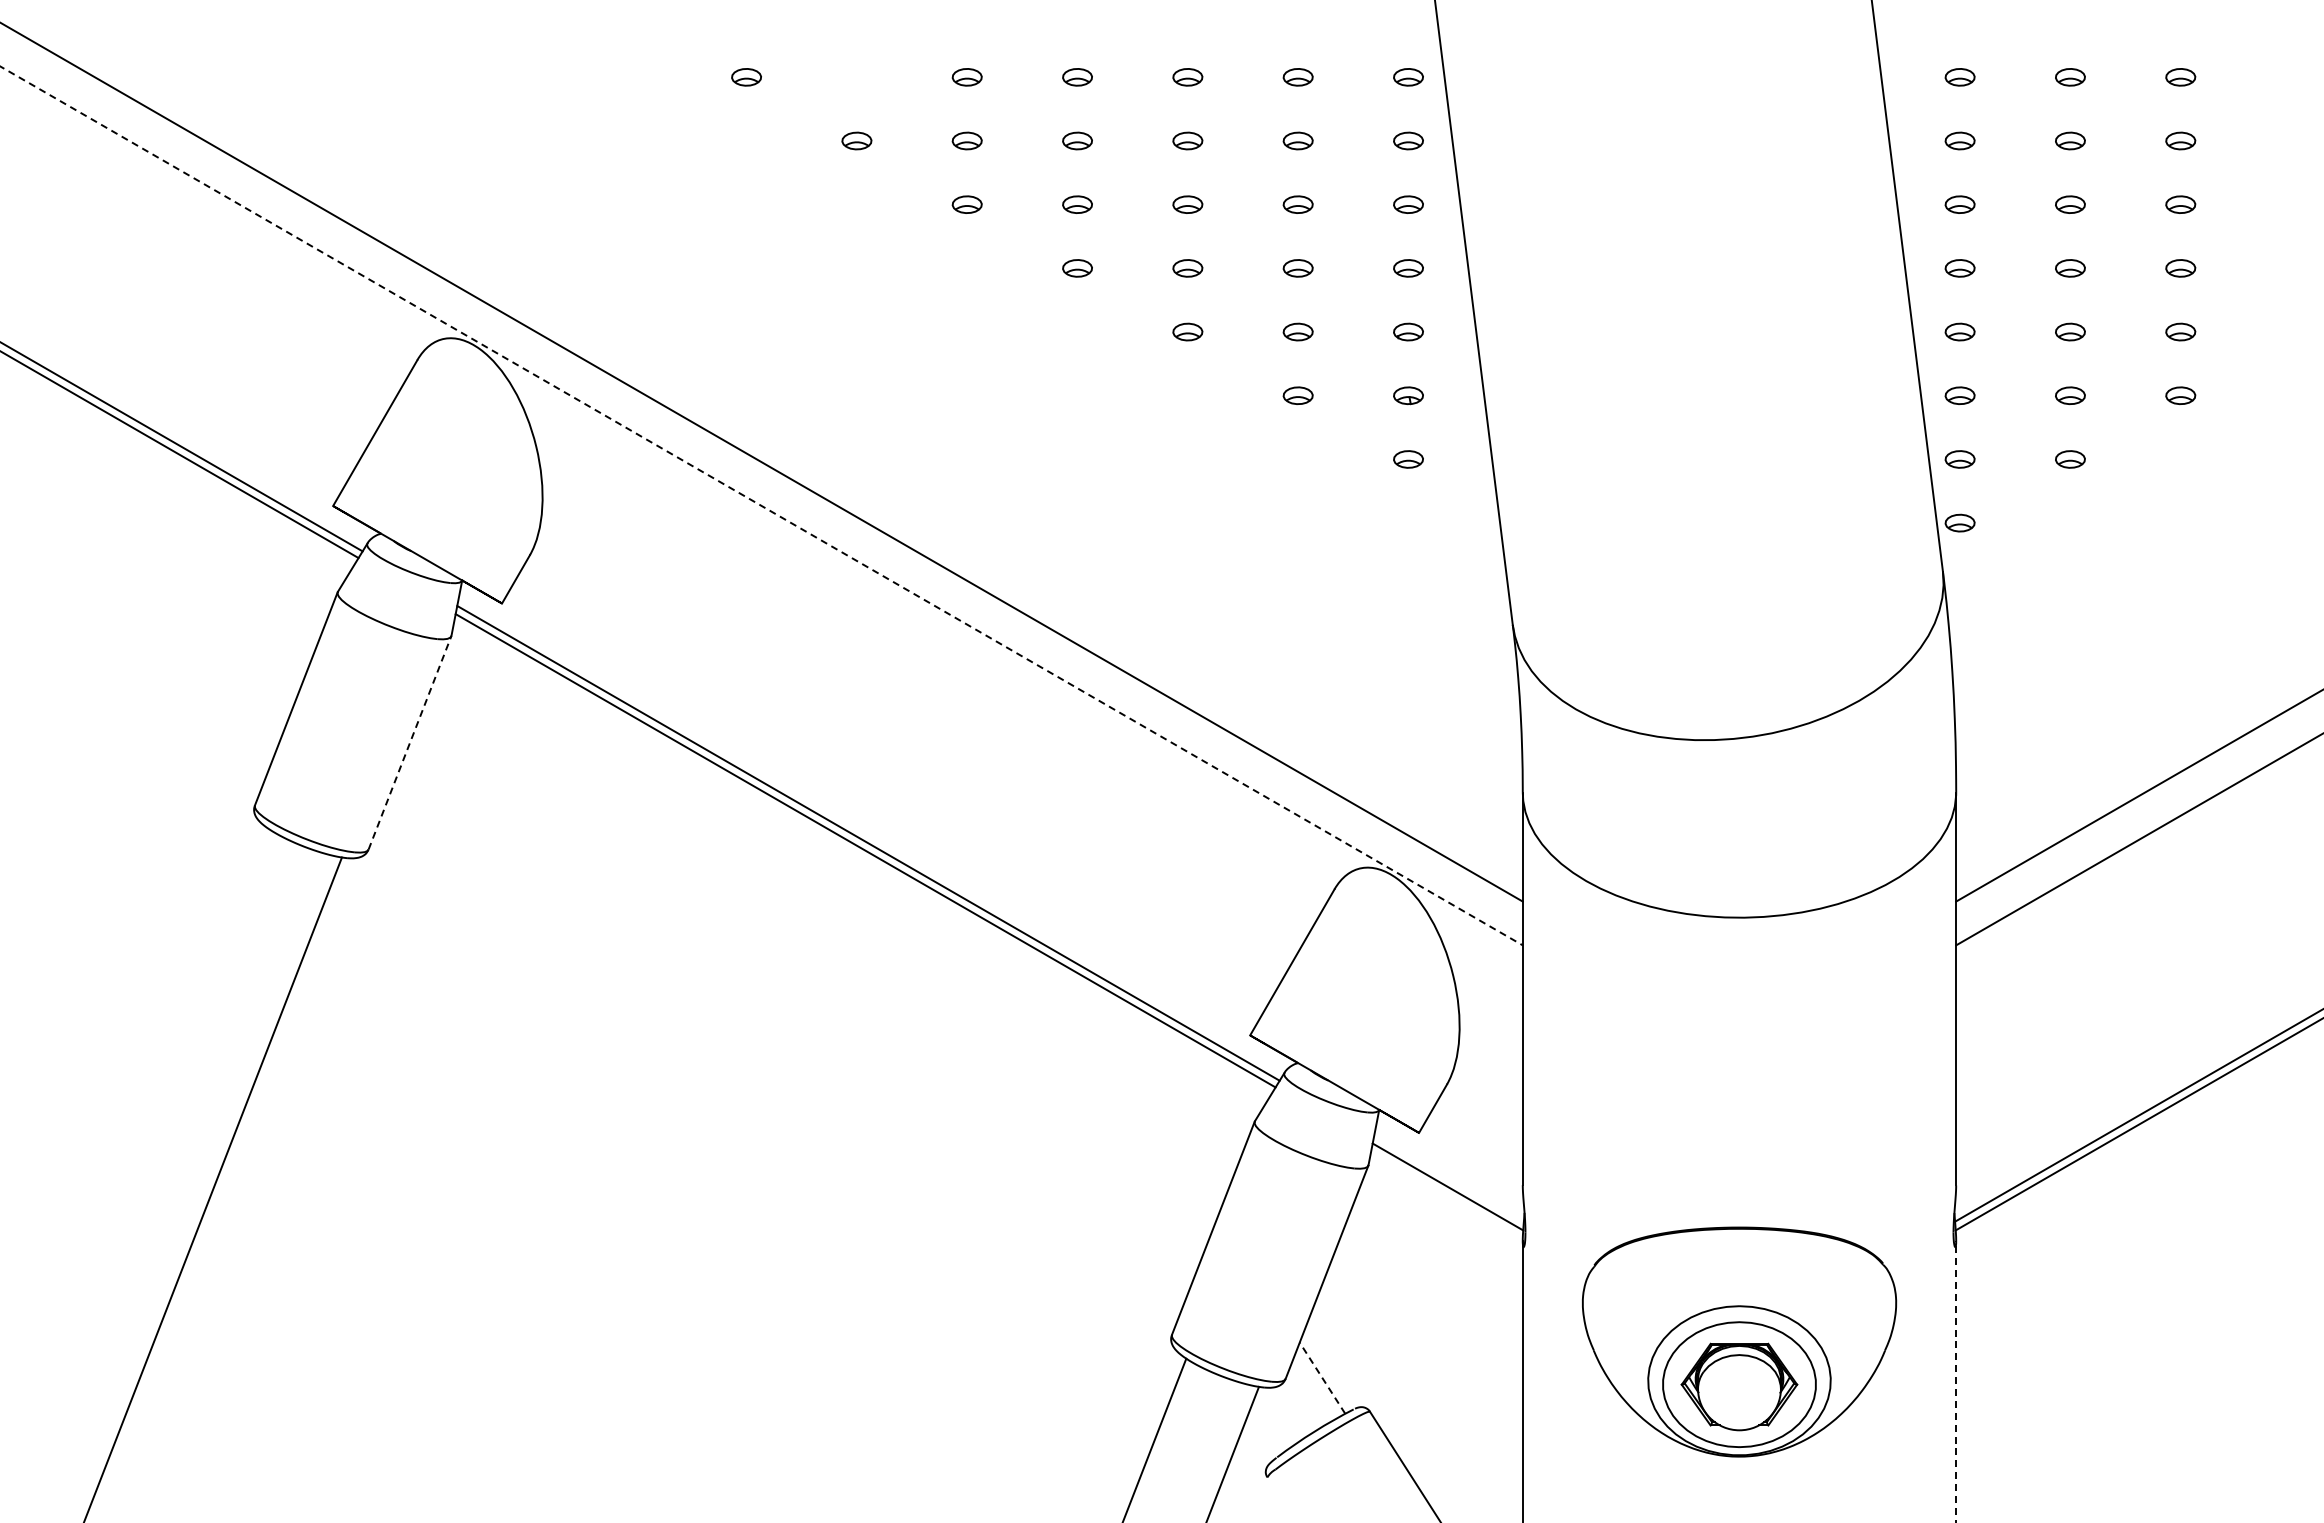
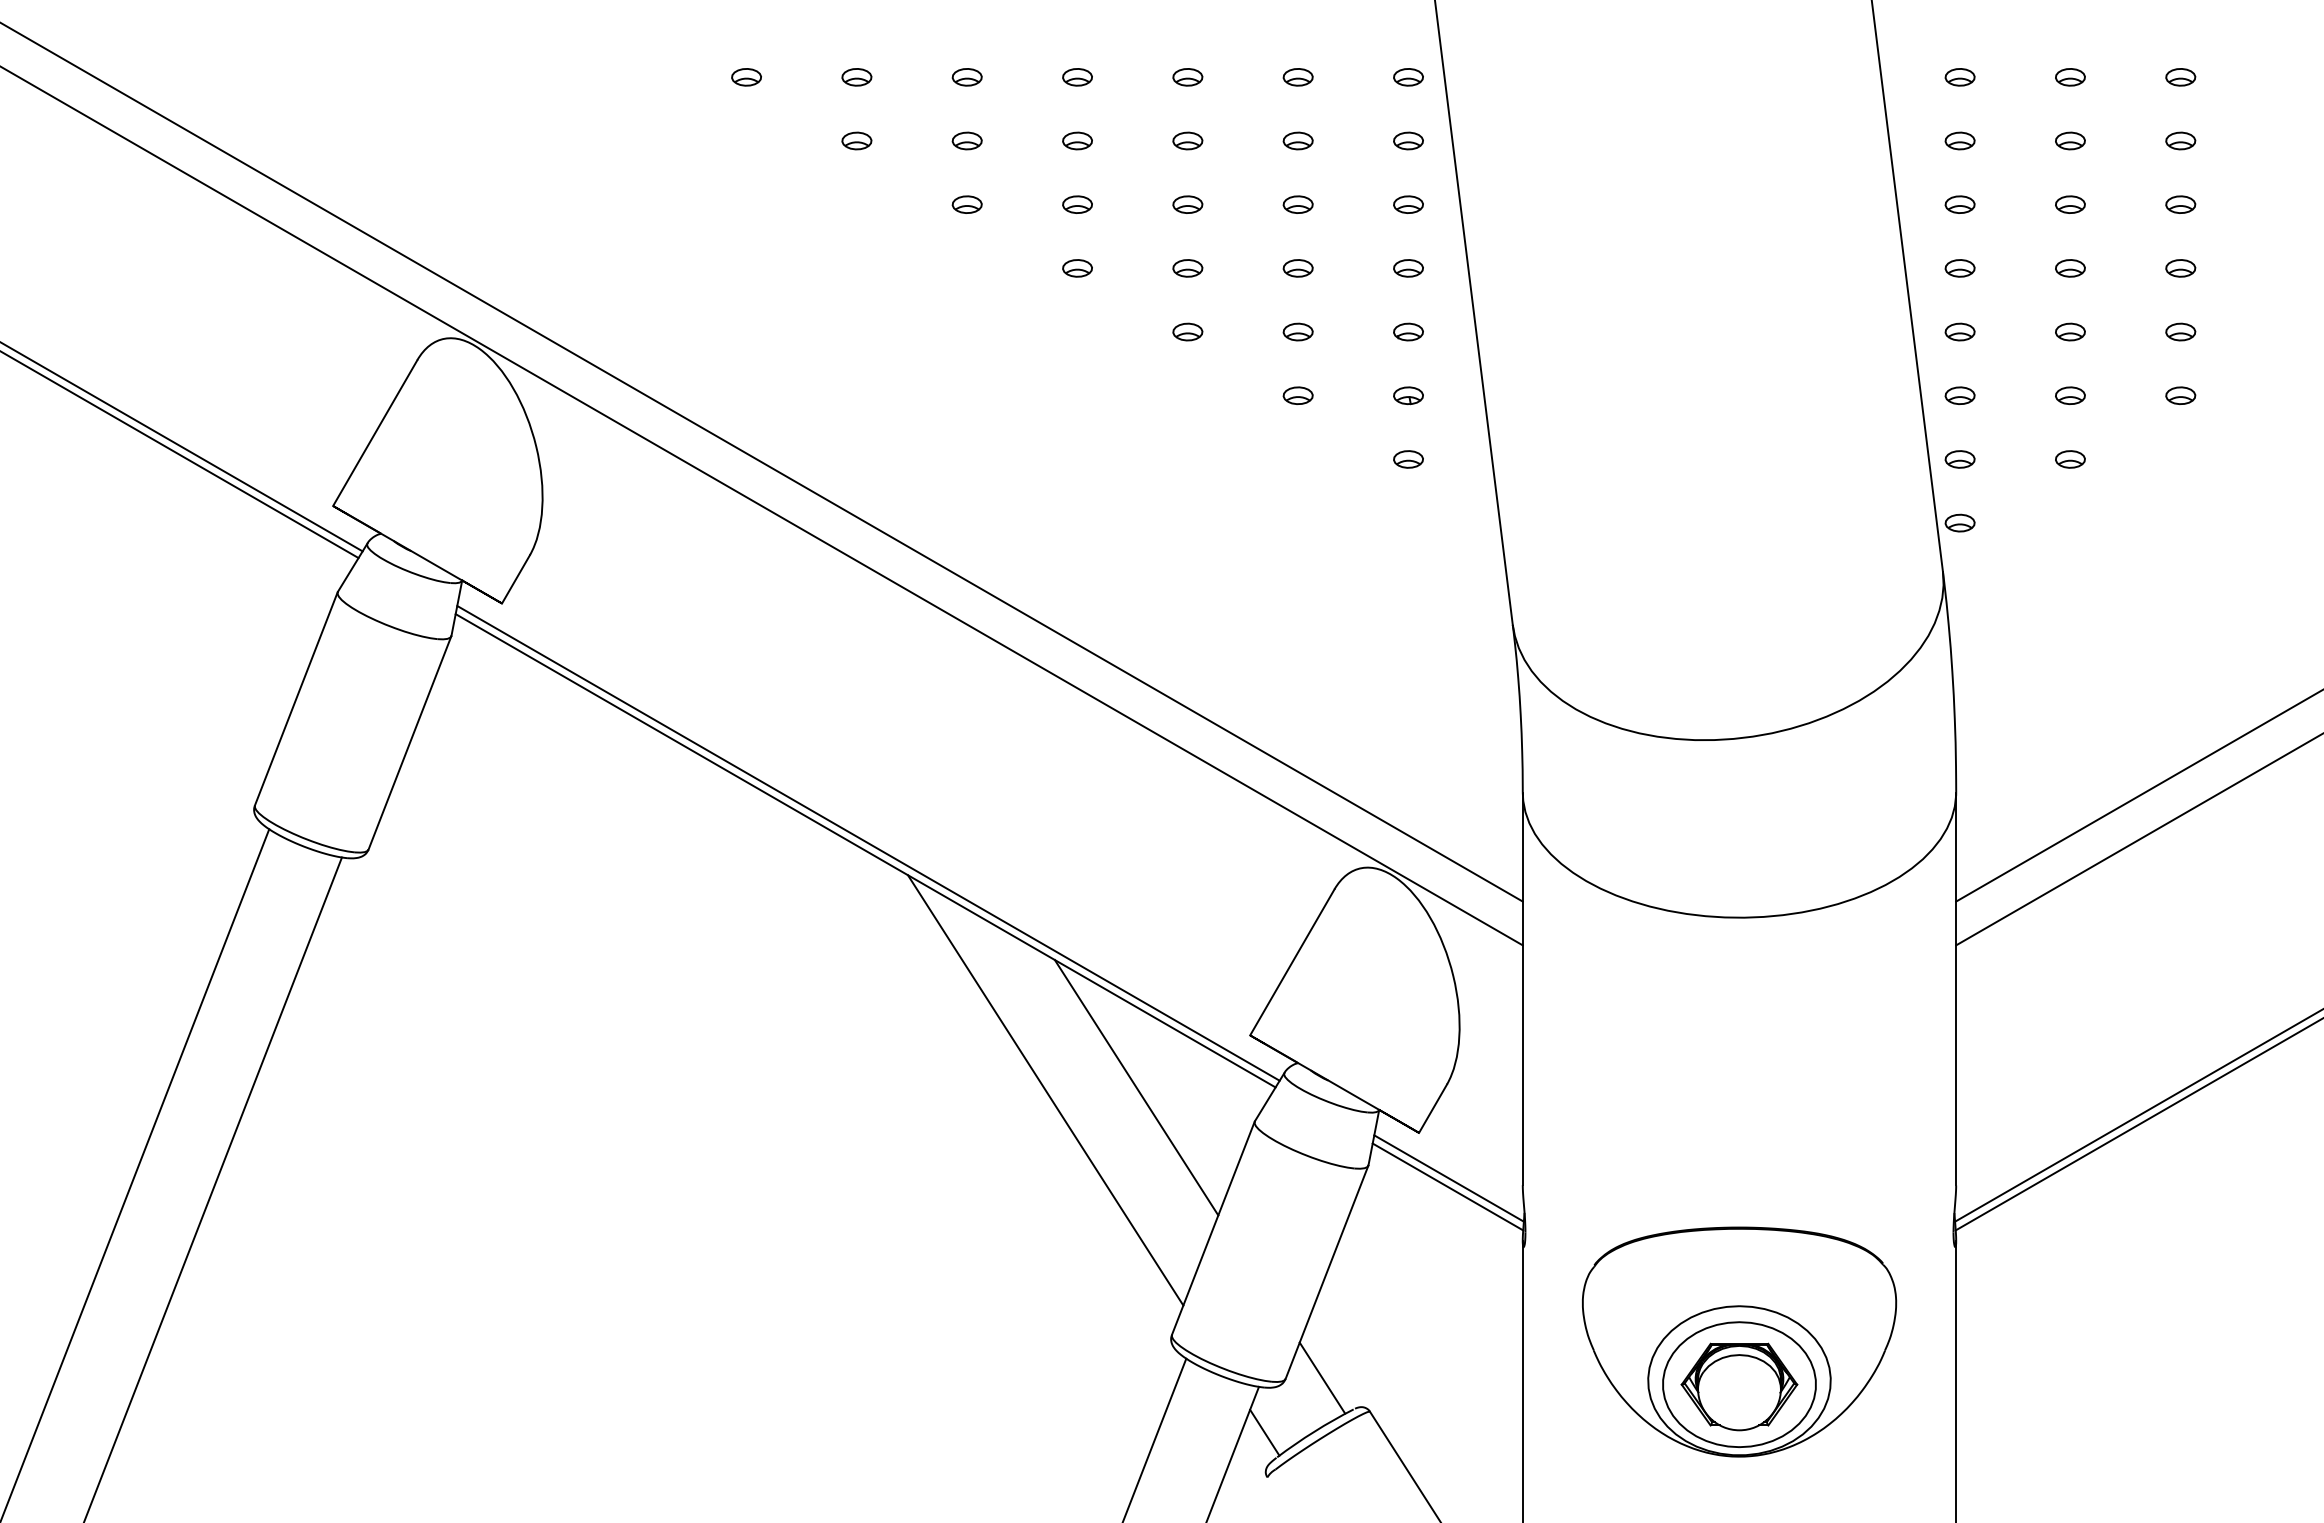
part: none -> present (856, 77)
line: dashed -> solid (761, 505)
line: dashed -> solid (410, 742)
line: none -> present (1136, 1087)
line: none -> present (1045, 1090)
line: none -> present (135, 1173)
line: none -> present (1448, 1178)
line: dashed -> solid (1322, 1377)
line: dashed -> solid (1956, 1381)
line: none -> present (1264, 1432)
